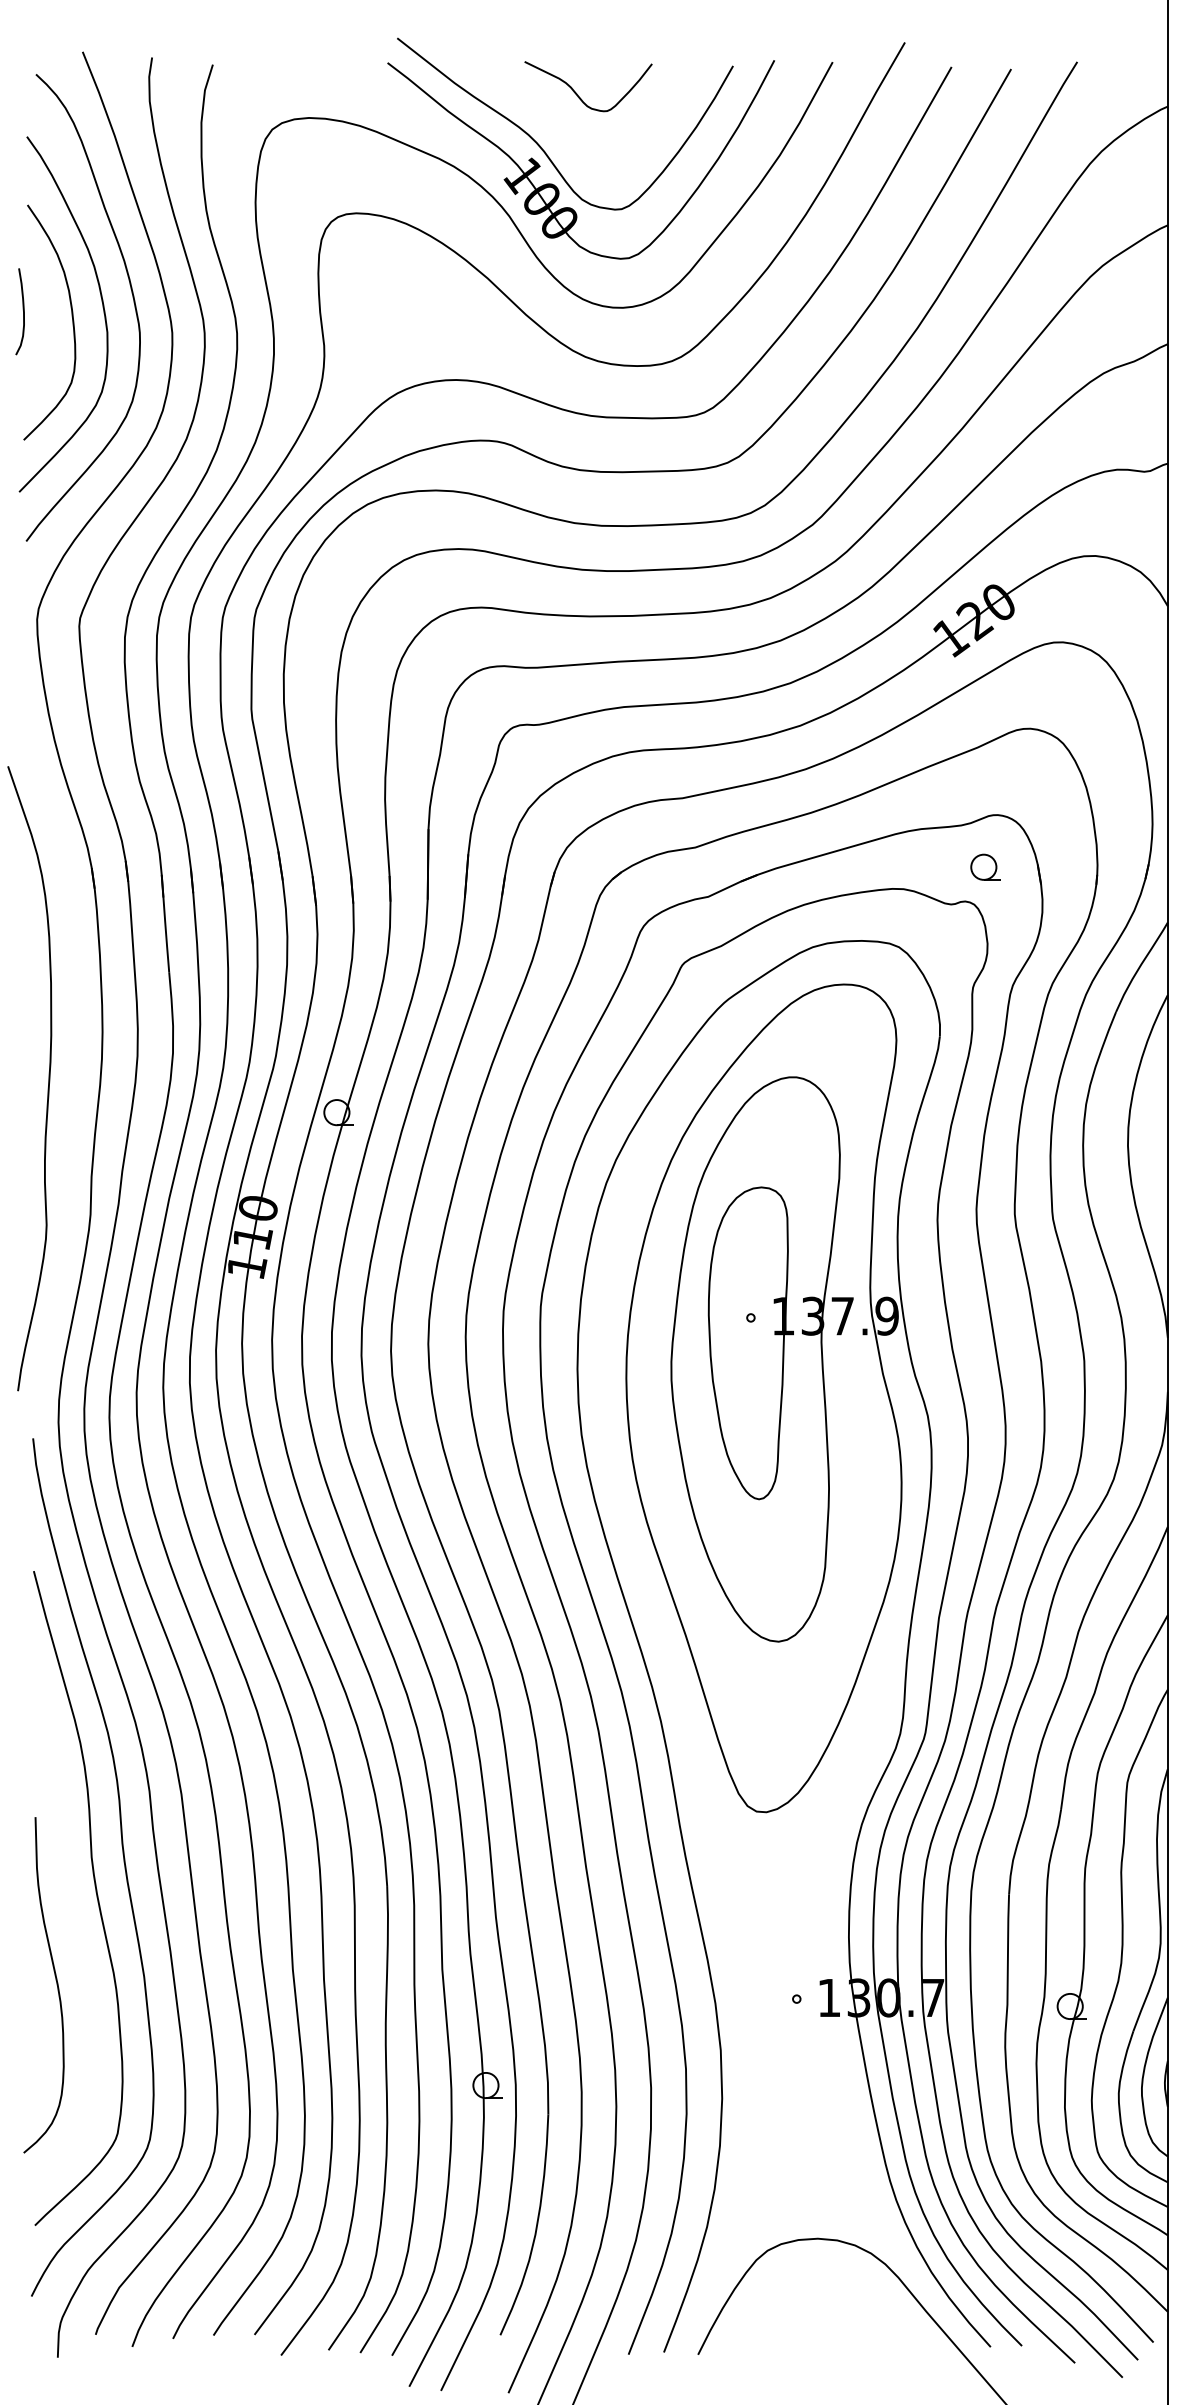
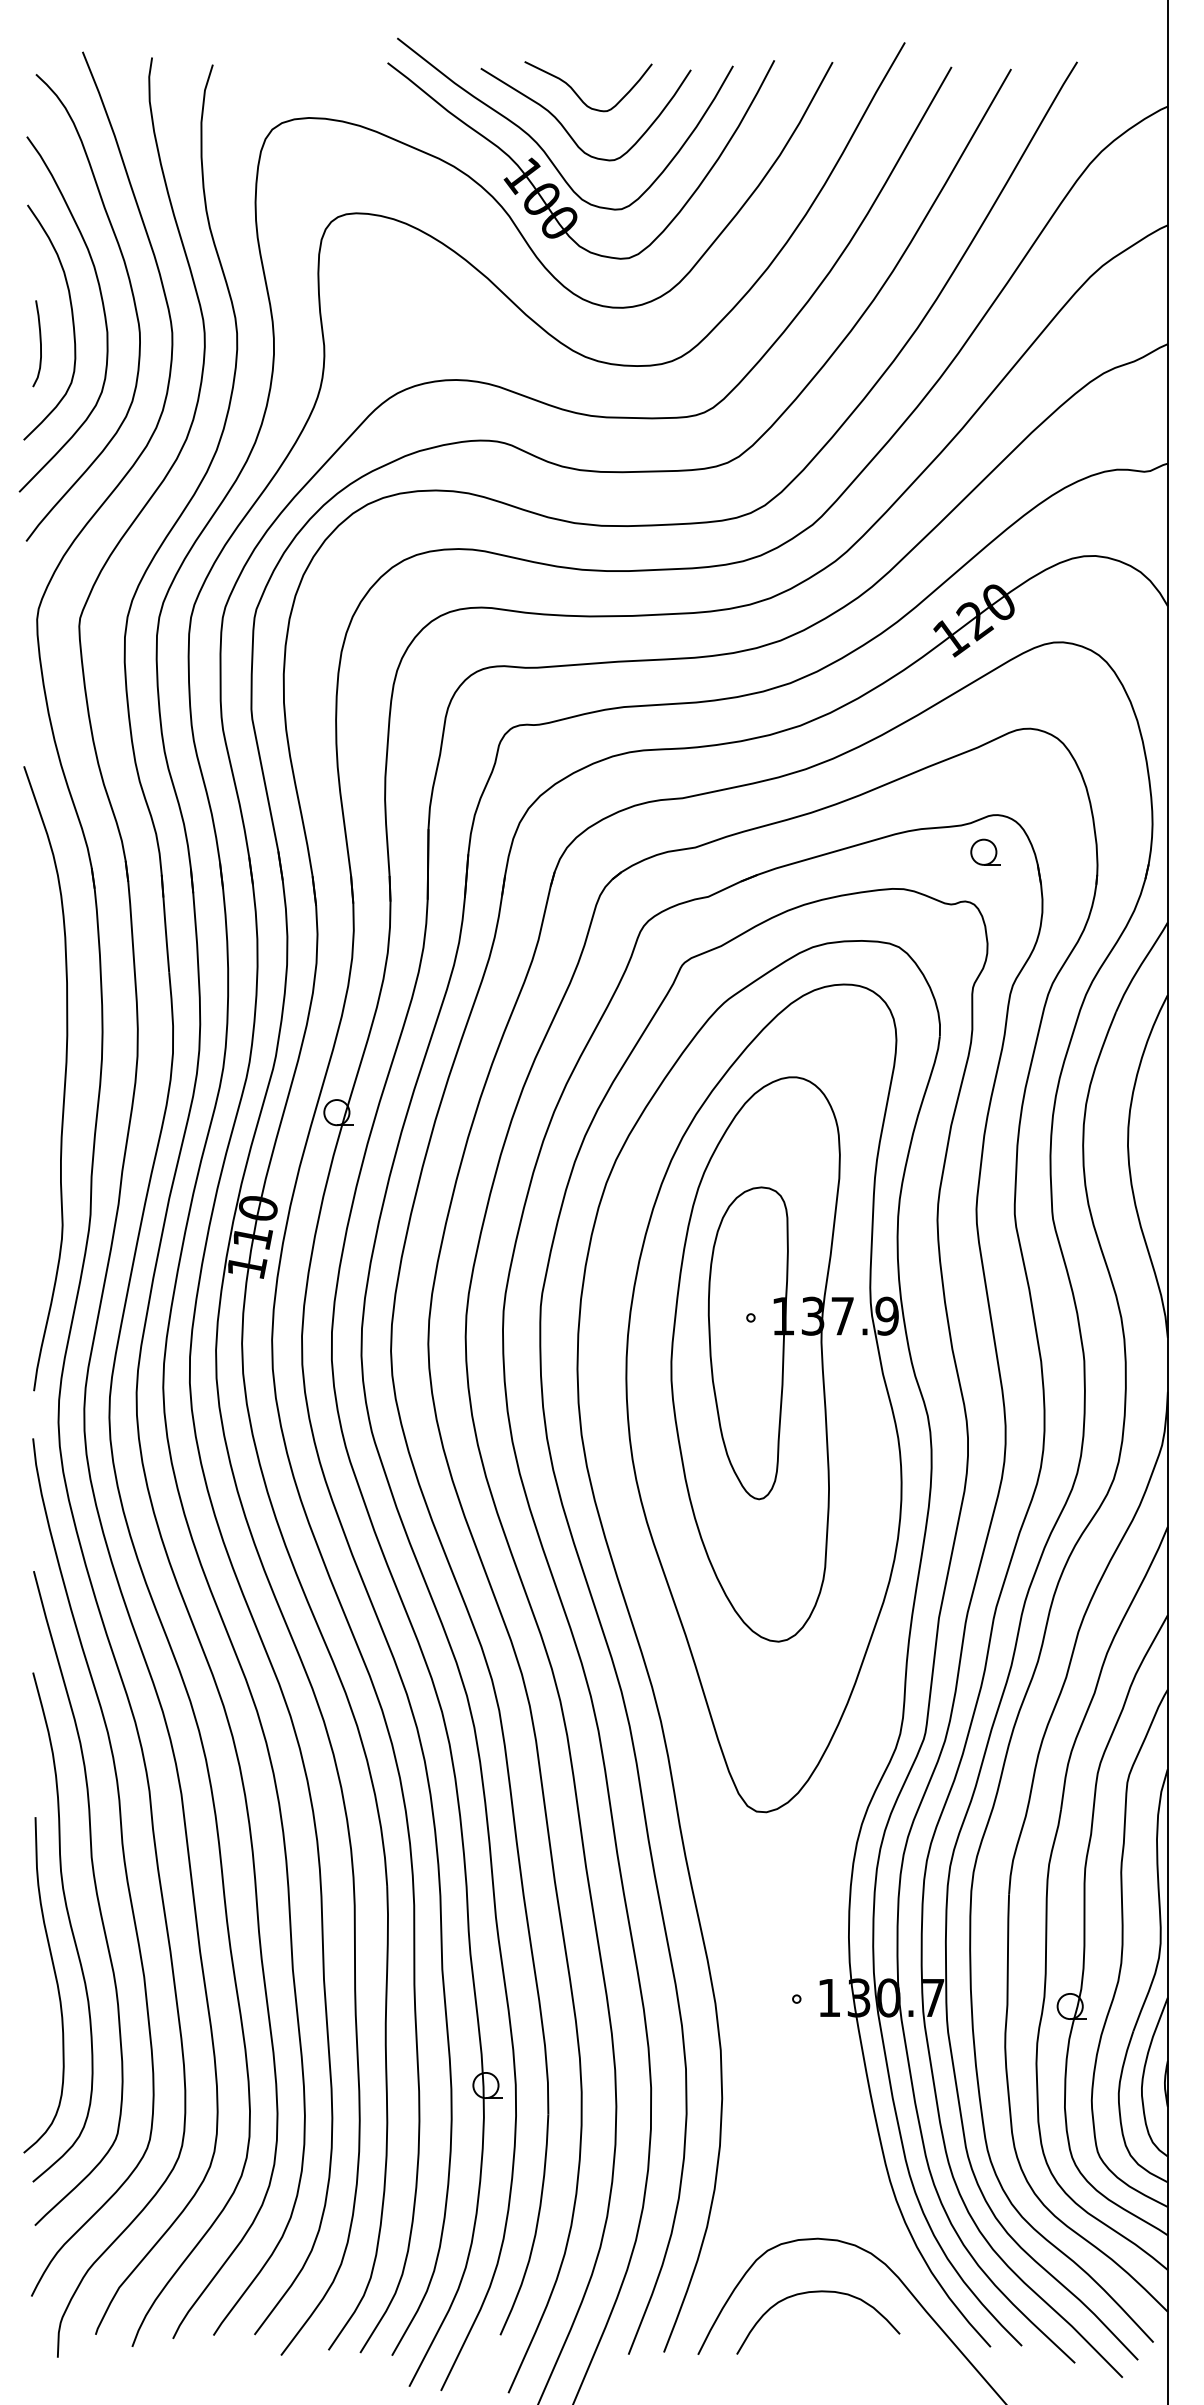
curve: none -> present (567, 130)
curve position: (22, 309) -> (39, 341) (39, 341)
part position: (985, 866) -> (985, 851) (985, 851)
curve position: (48, 1078) -> (64, 1078) (64, 1078)
curve: none -> present (69, 1925)
curve: none -> present (818, 2292)
